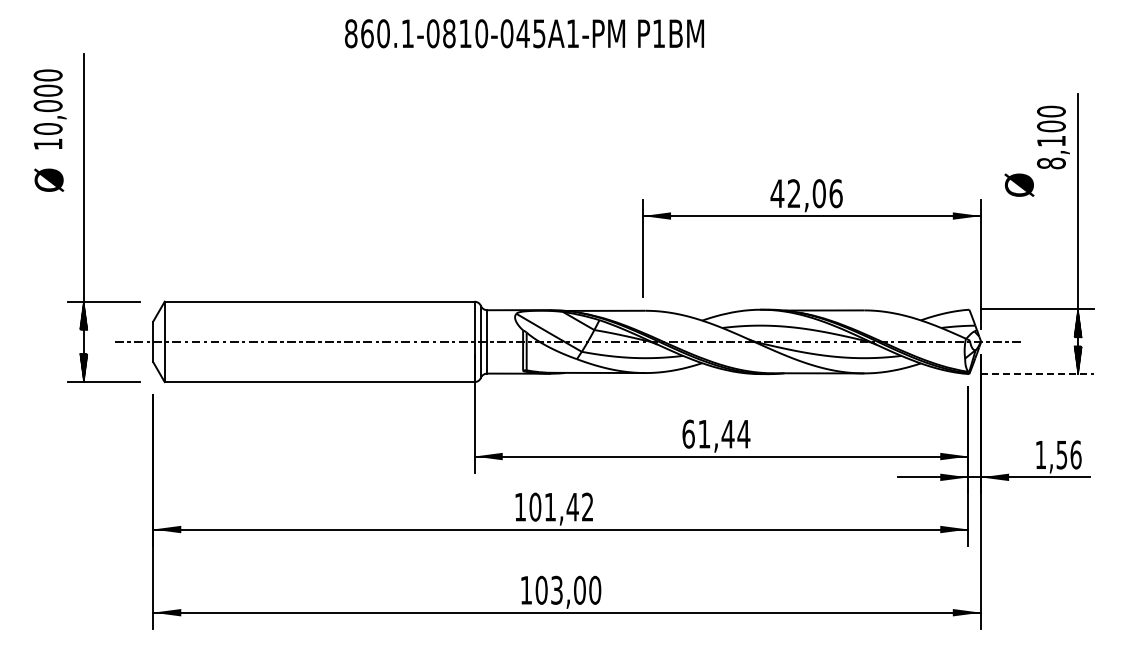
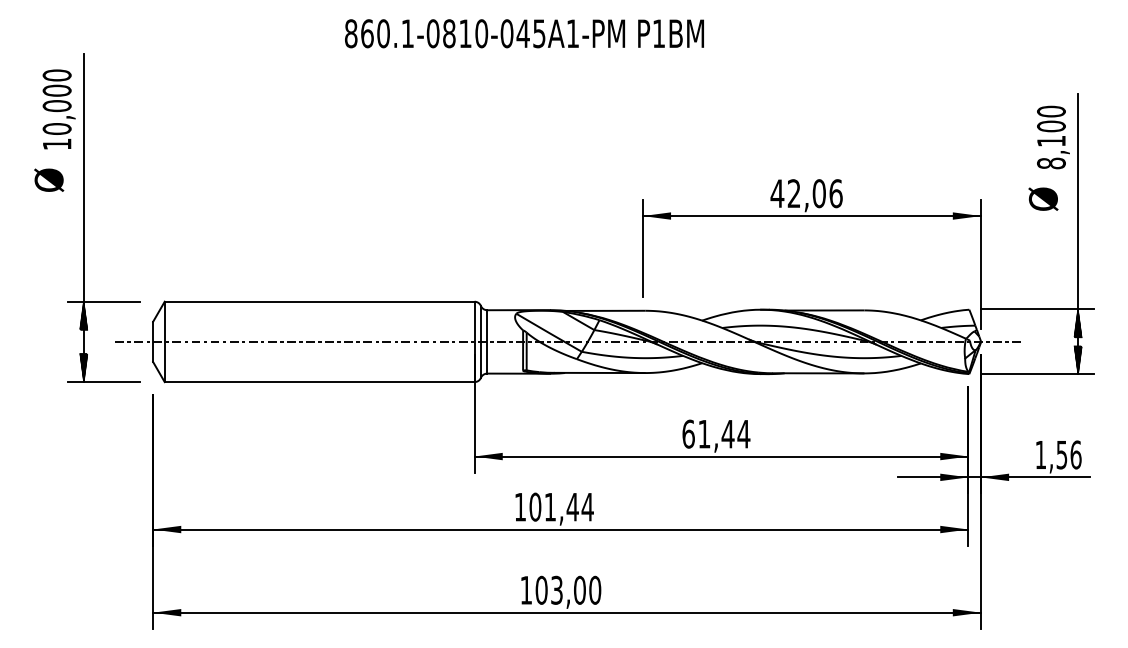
text position: (49, 109) -> (58, 109) (58, 109)
text position: (1019, 184) -> (1043, 198) (1043, 198)
line: dashed -> solid (1037, 374)
text: 101,42 -> 101,44 (587, 506)
